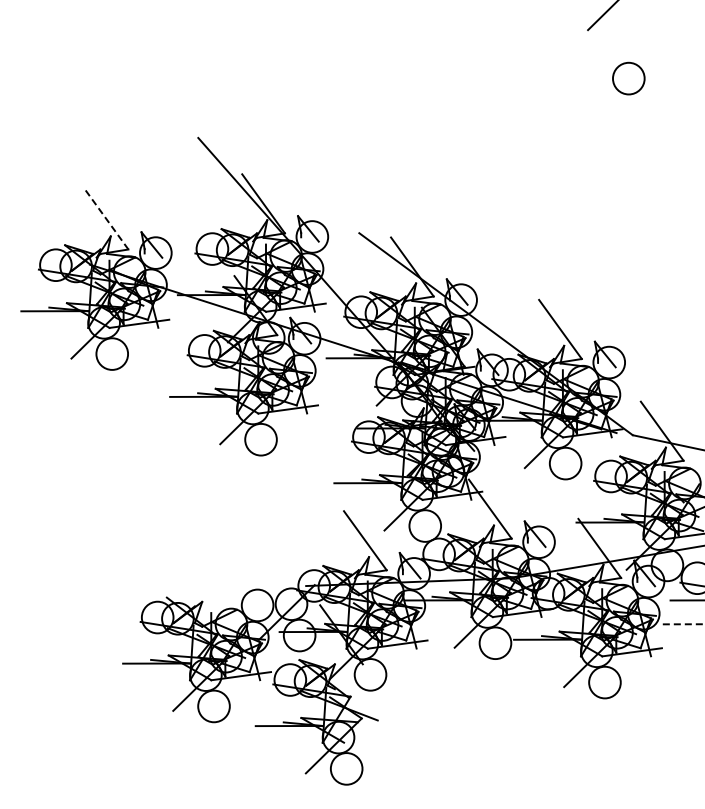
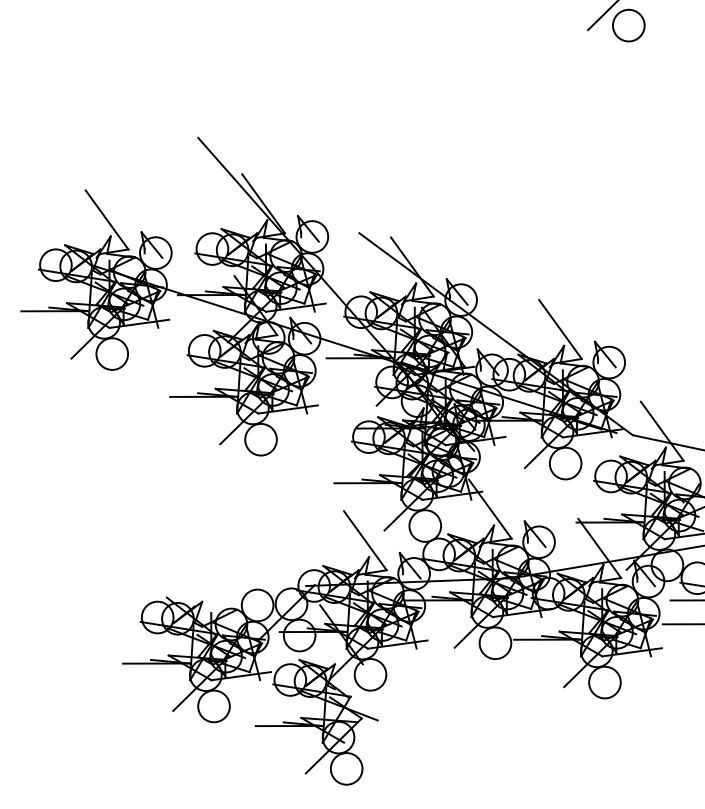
circle position: (628, 78) -> (628, 25) (628, 25)
line: dashed -> solid (107, 220)
line: dashed -> solid (683, 624)
